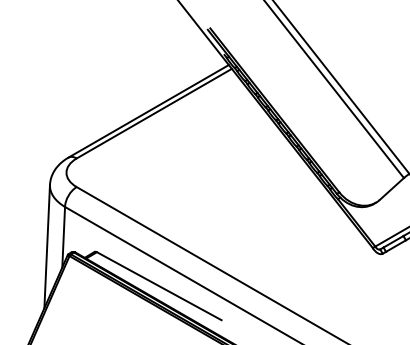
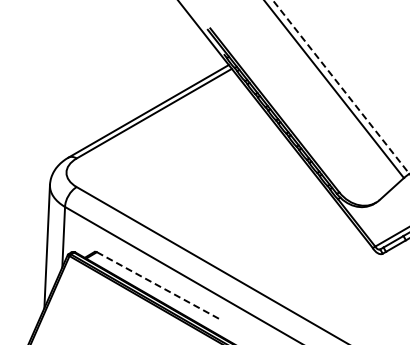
line: solid -> dashed (341, 87)
line: solid -> dashed (159, 286)
